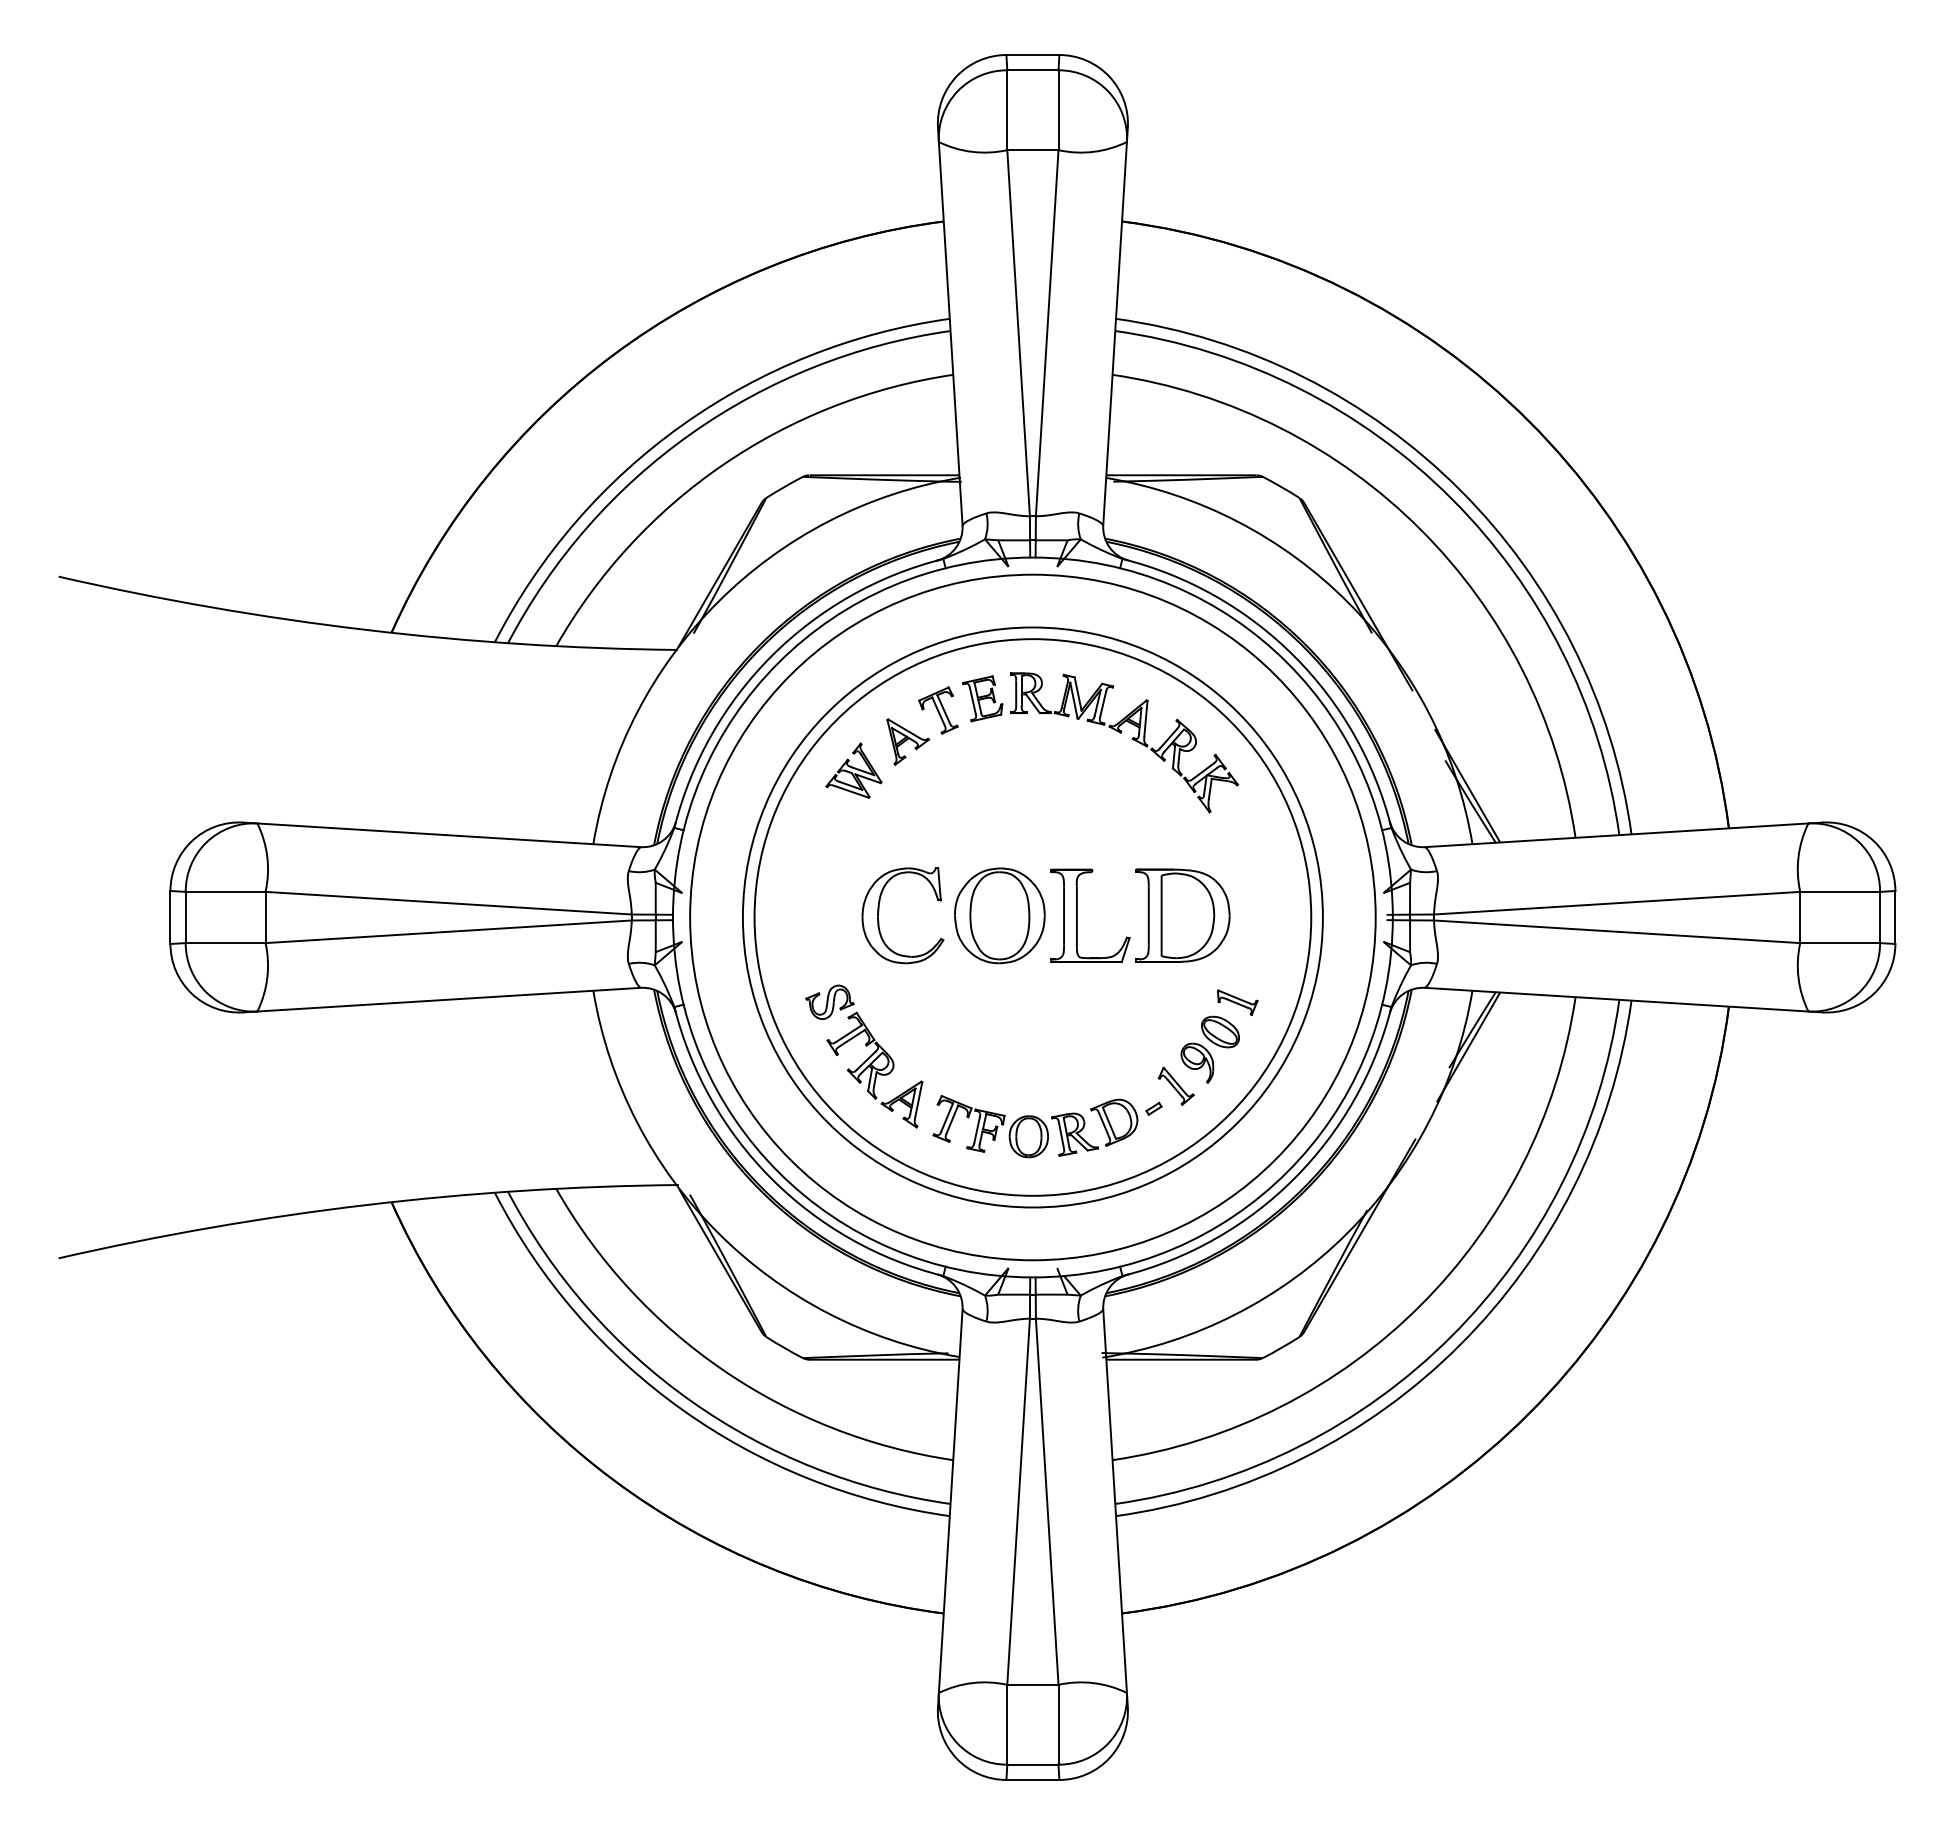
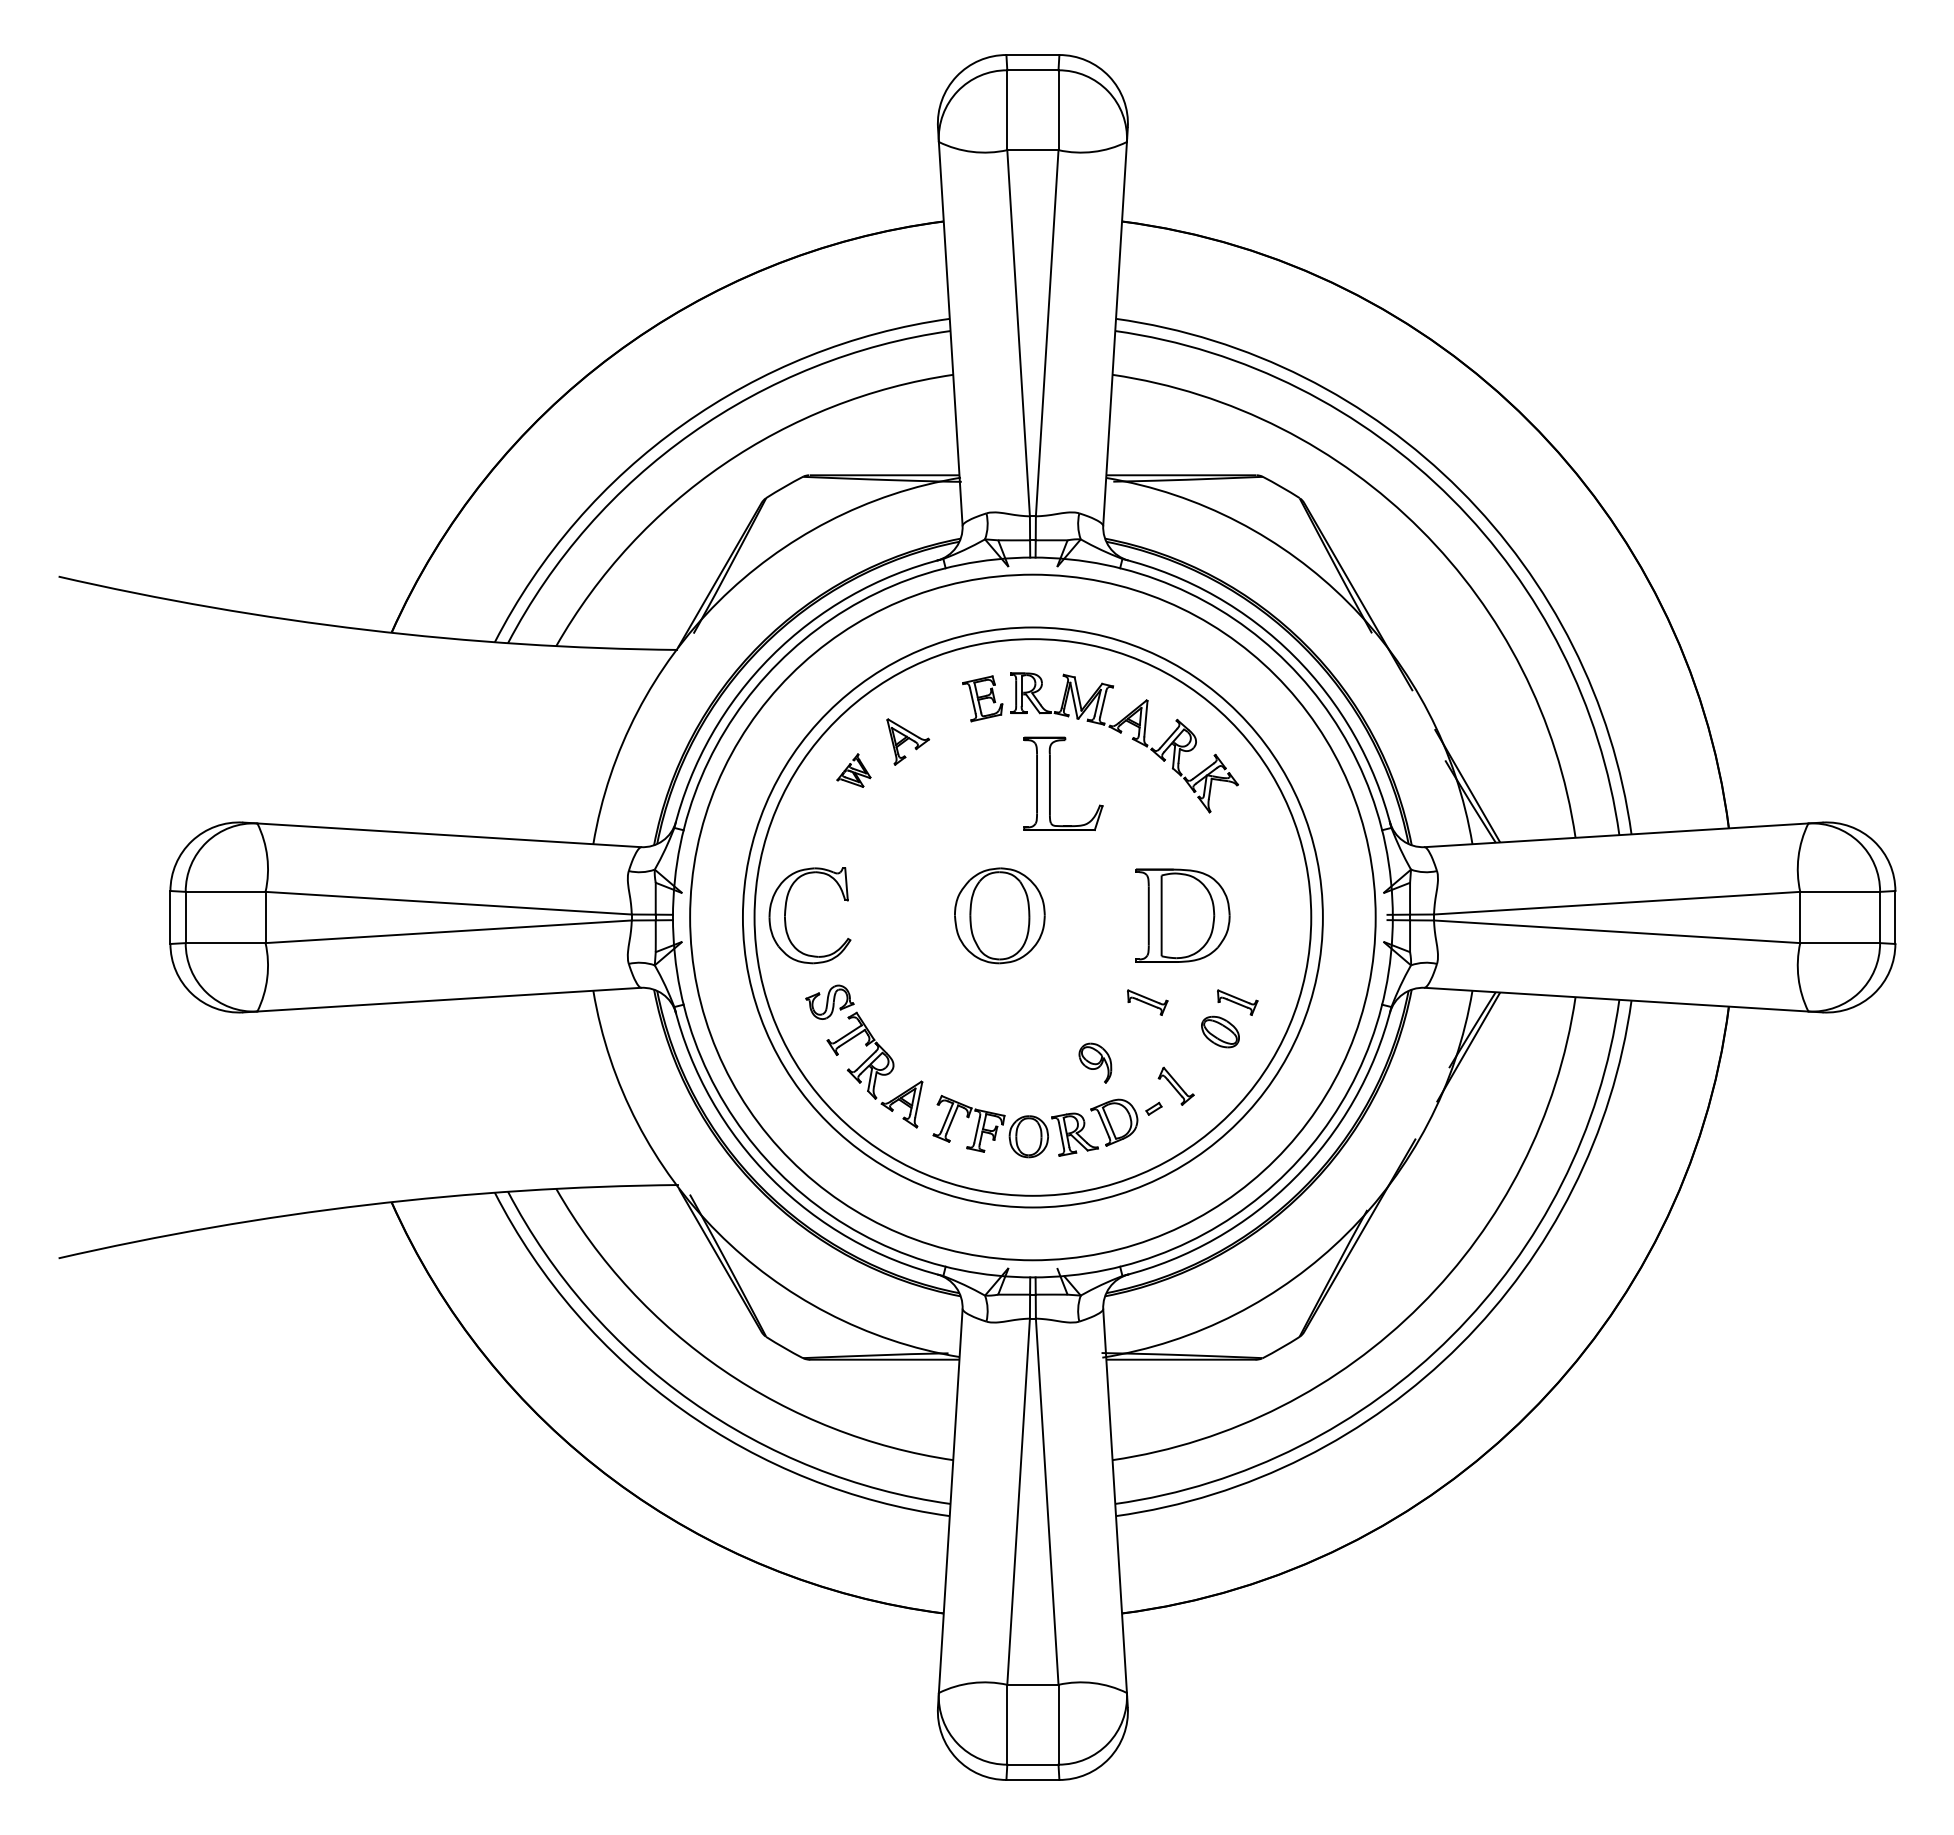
part: present -> none (938, 710)
part size: 58x57 px -> 36x35 px (853, 770)
part position: (879, 911) -> (786, 911) (786, 911)
part position: (1077, 915) -> (1050, 783) (1050, 783)
part: none -> present (1147, 1002)
part position: (1197, 1062) -> (1095, 1062) (1095, 1062)
